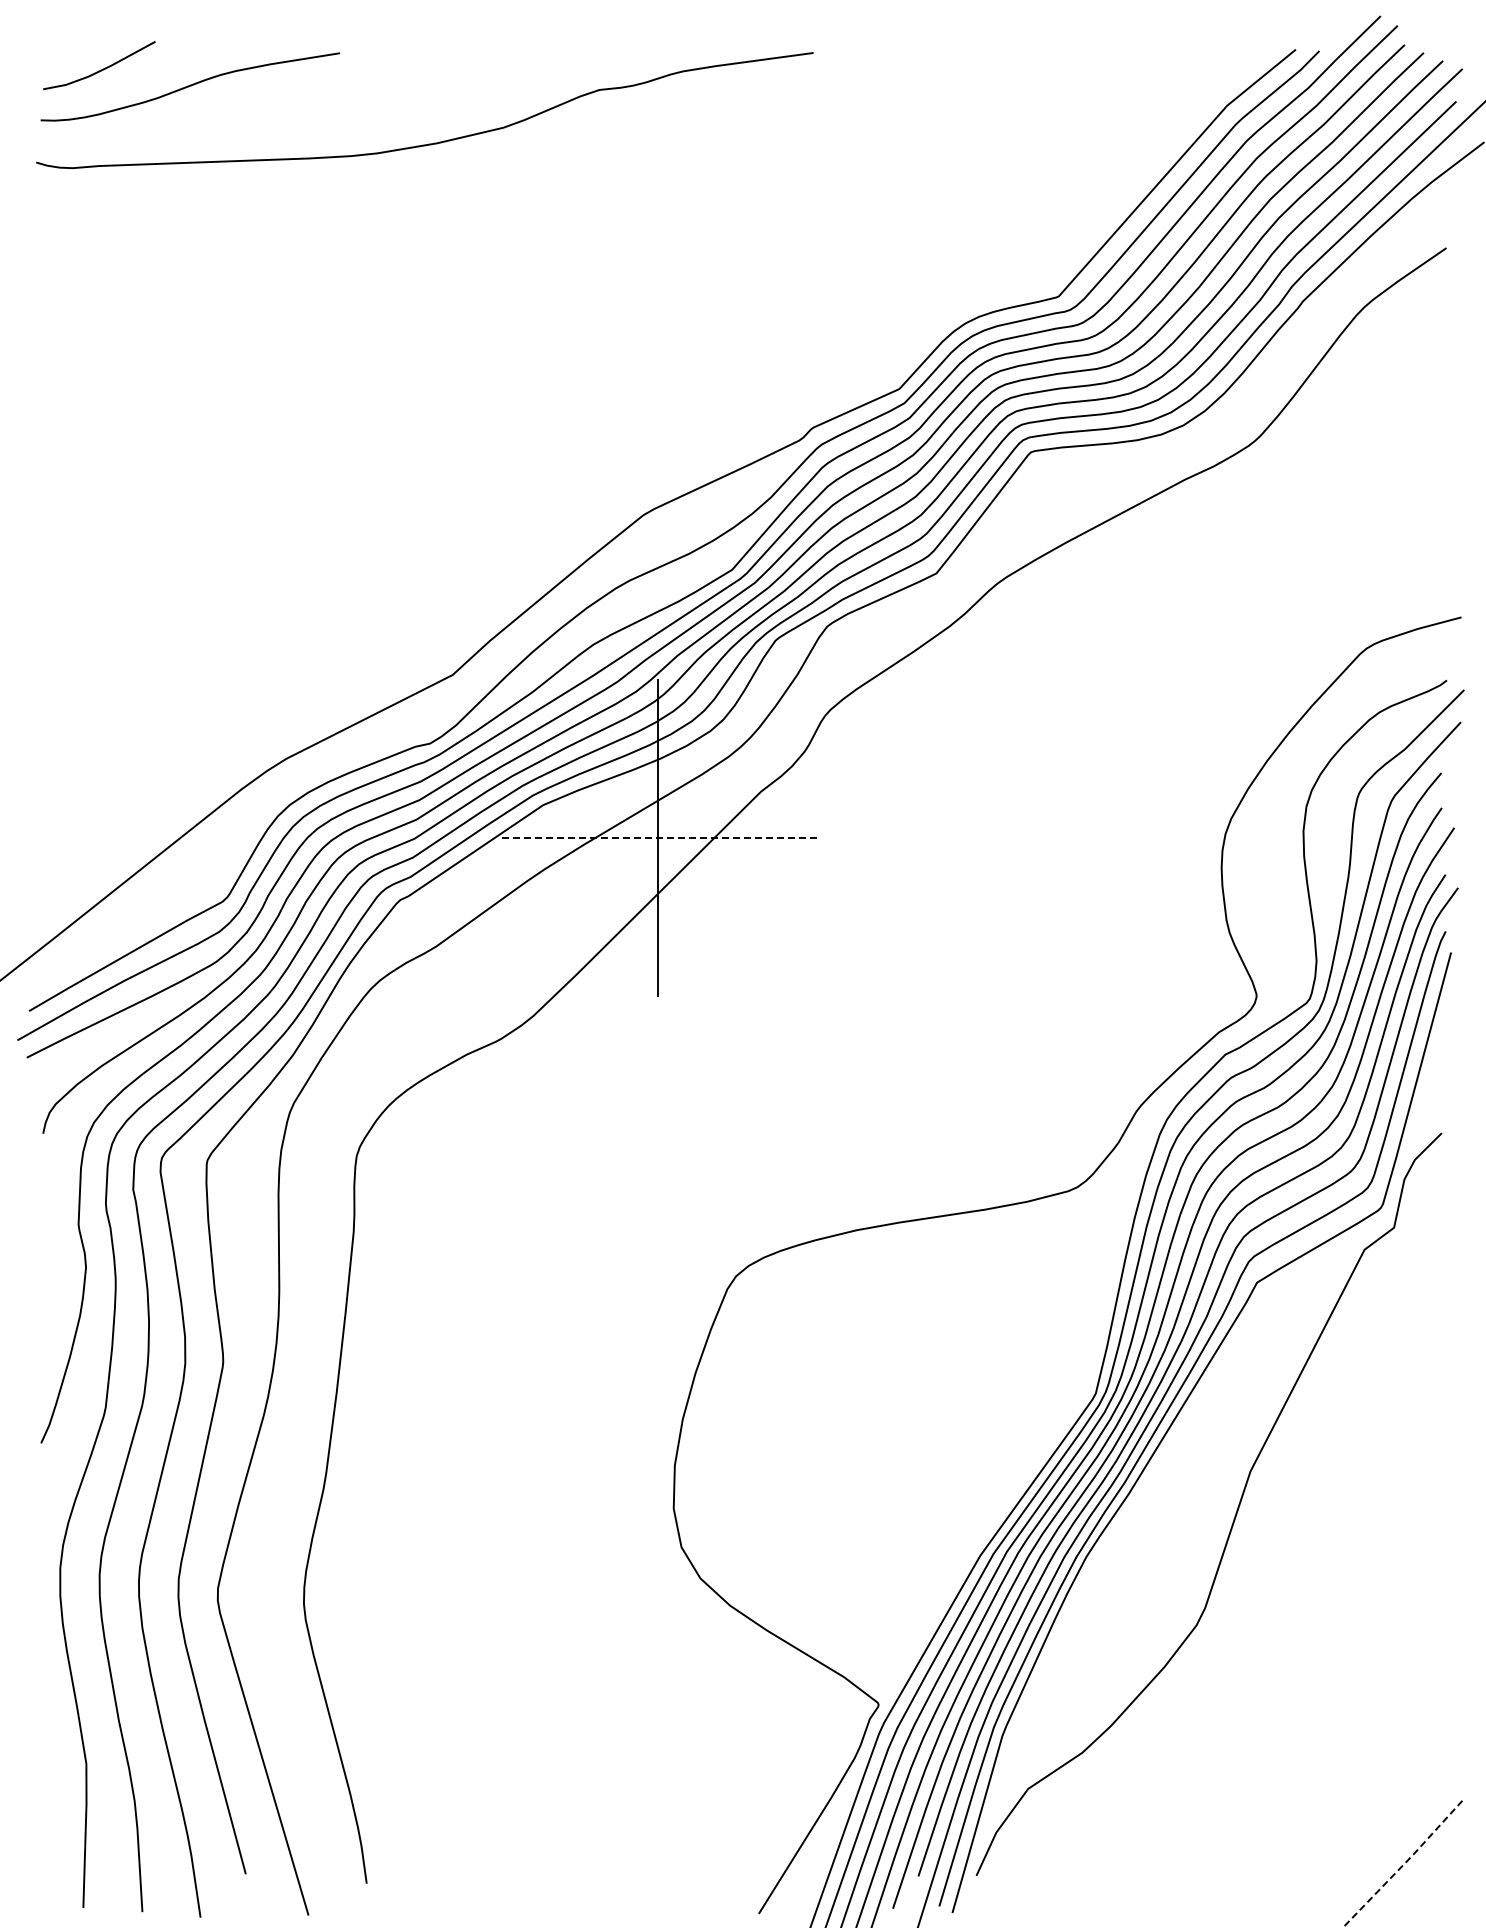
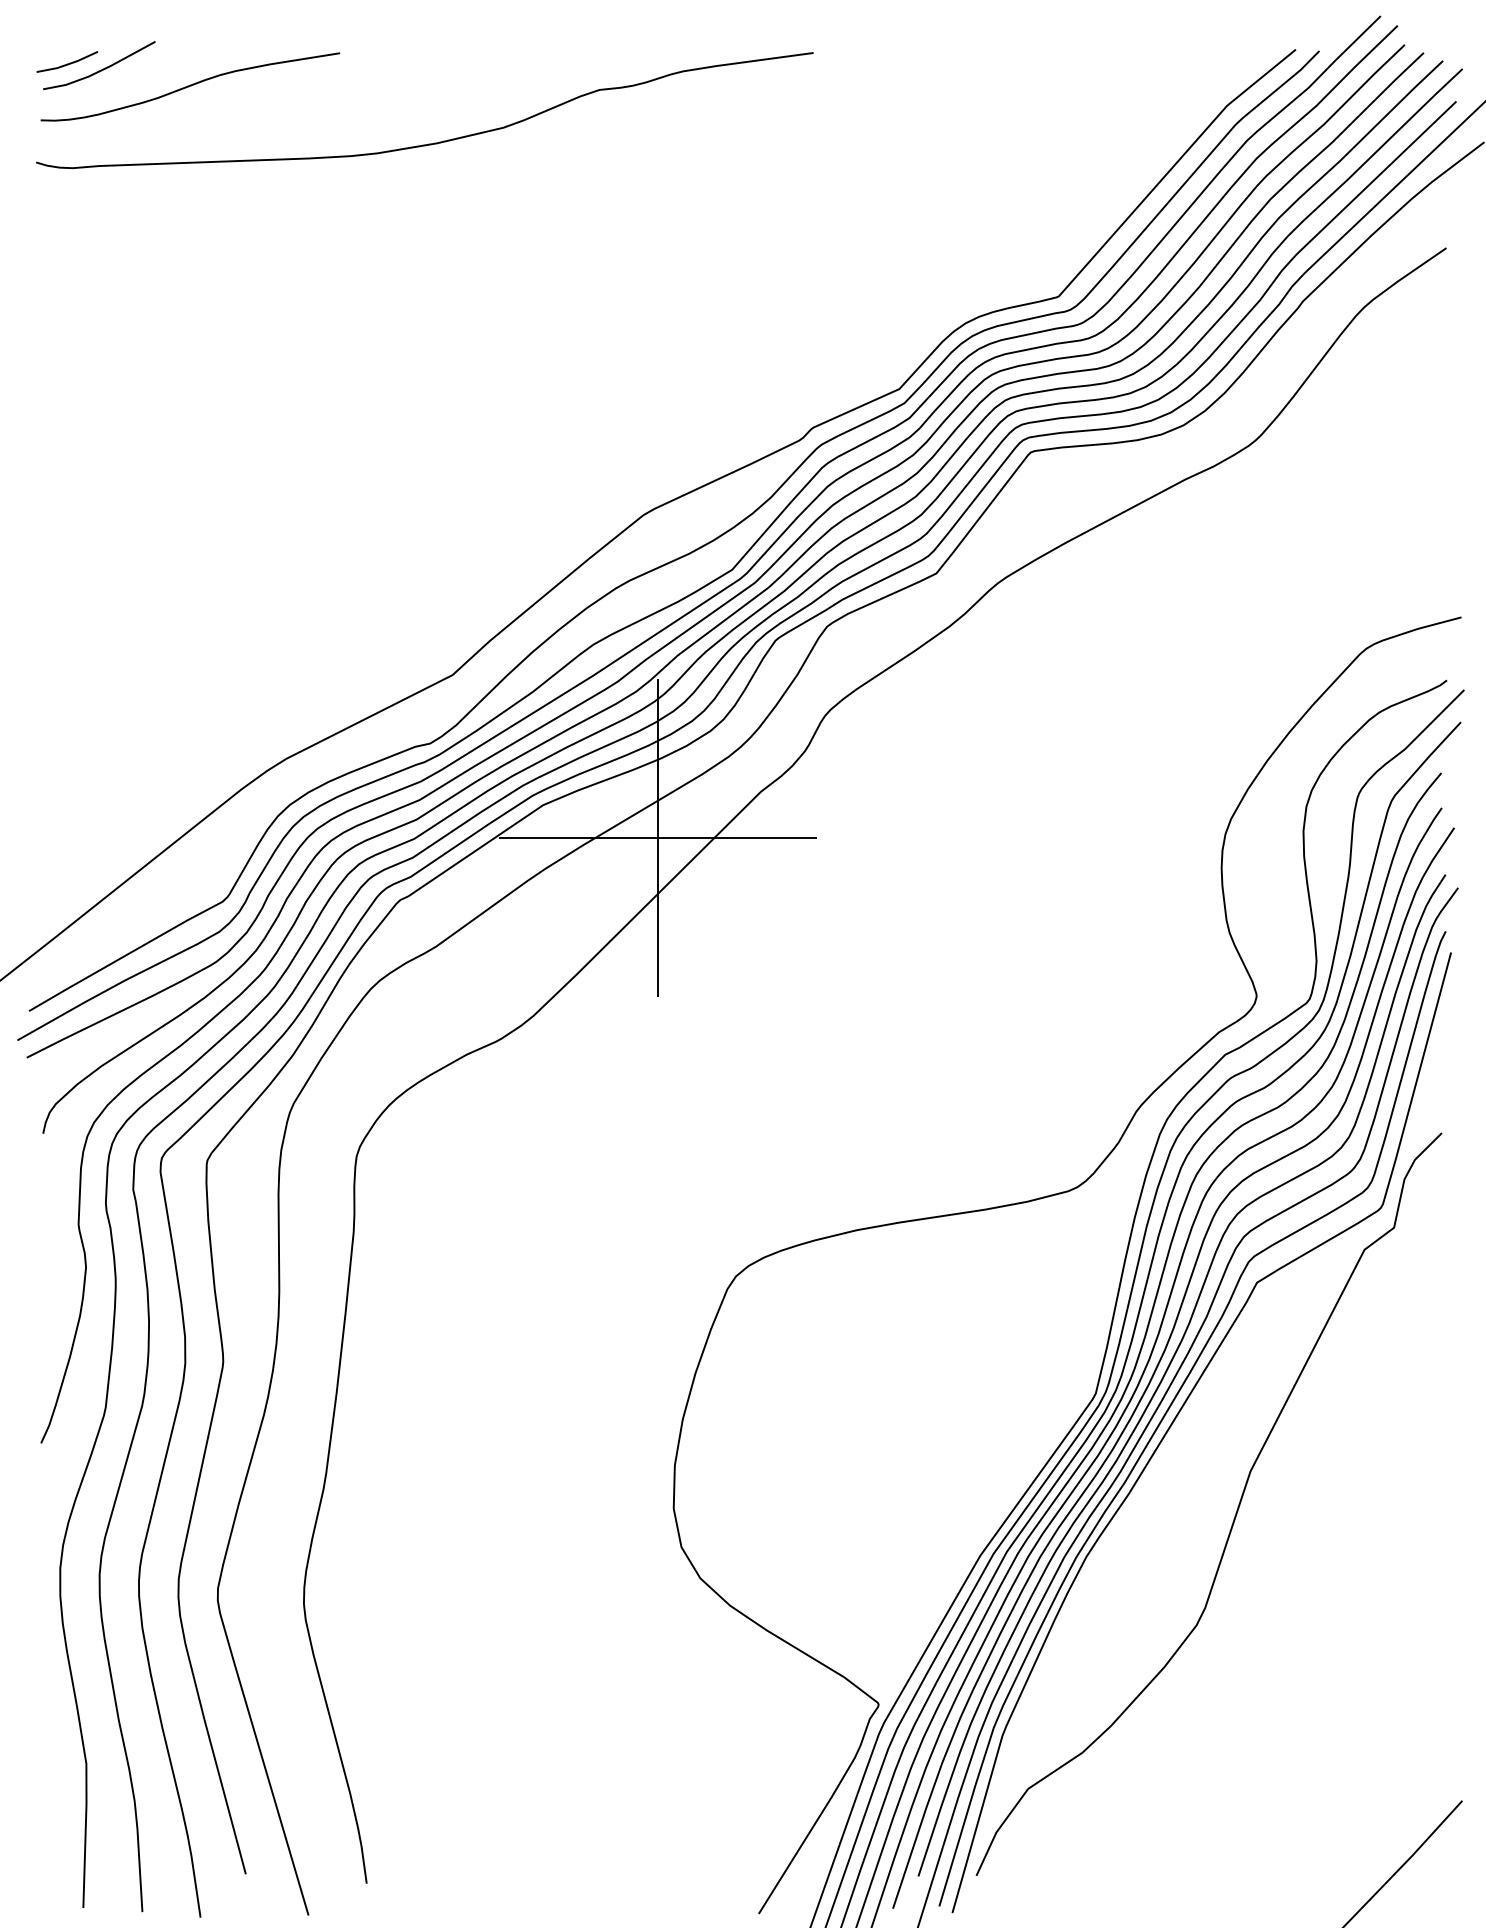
line: none -> present (67, 63)
line: dashed -> solid (657, 838)
line: dashed -> solid (1403, 1864)
